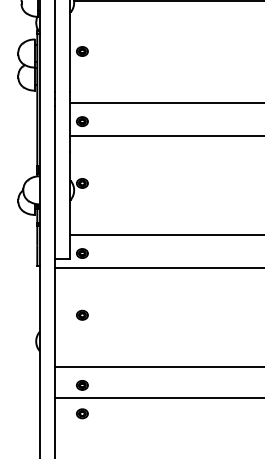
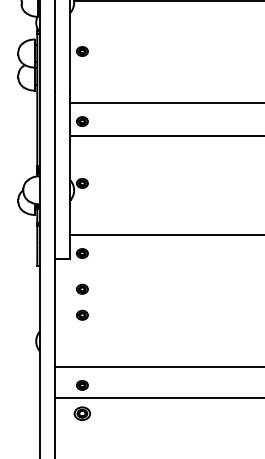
line: present -> none (158, 267)
part: none -> present (82, 288)
part size: 13x12 px -> 18x15 px (81, 413)
